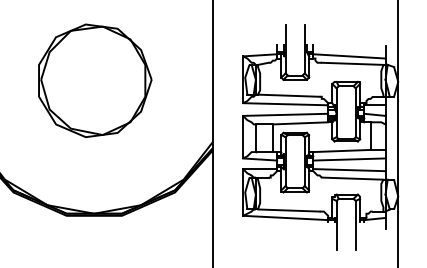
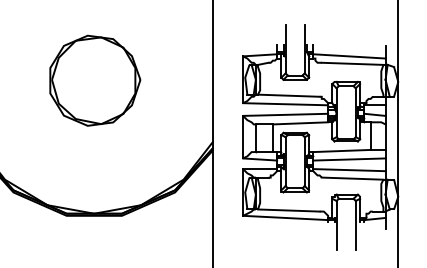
part size: 115x115 px -> 93x93 px (95, 80)
